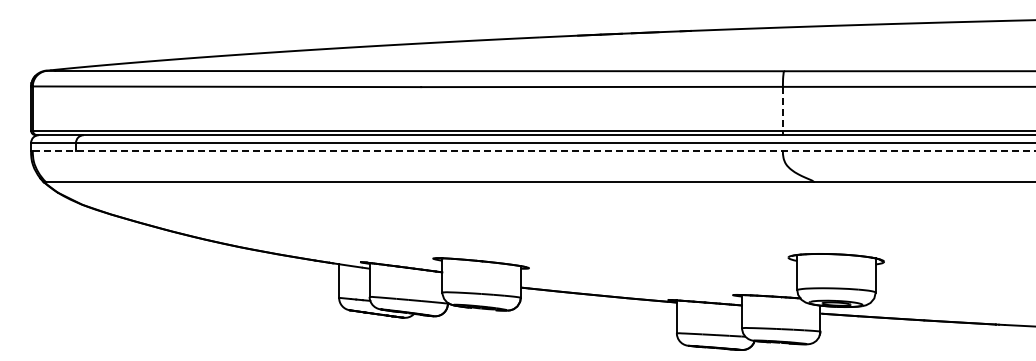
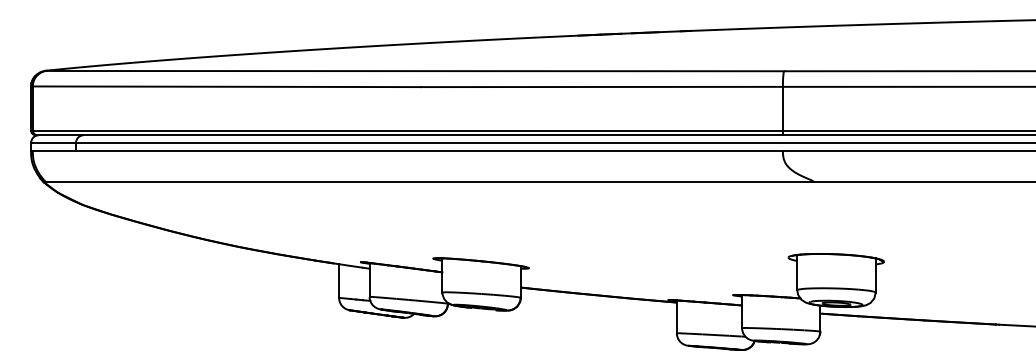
line: dashed -> solid (782, 108)
line: dashed -> solid (534, 150)
